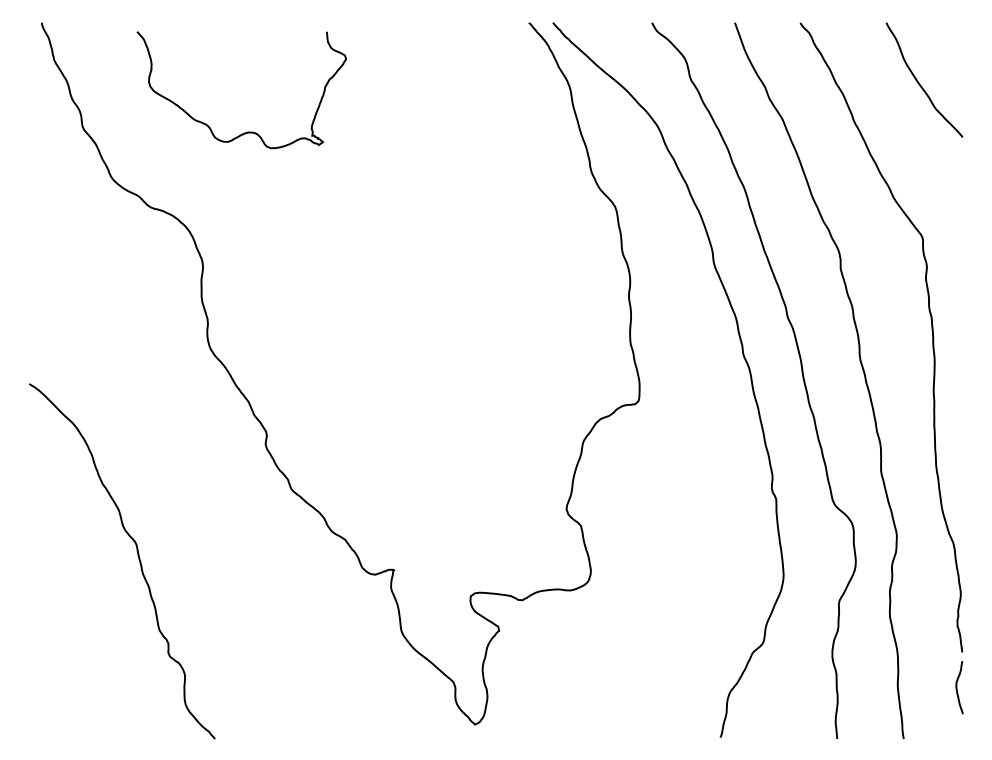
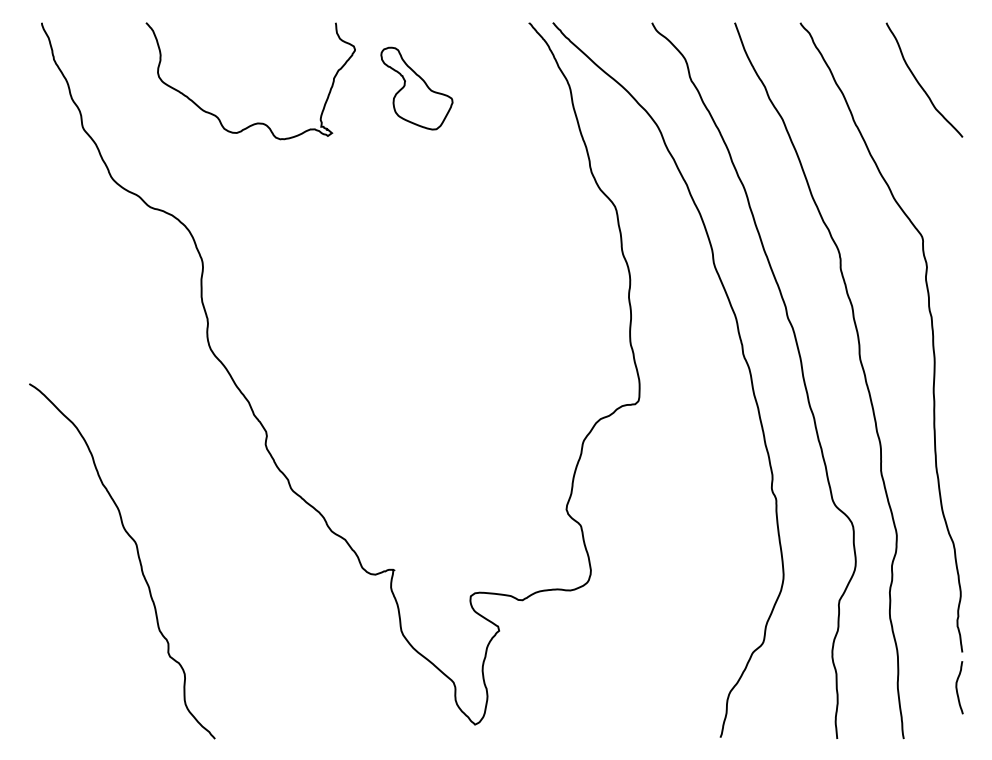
part: none -> present (416, 88)
curve position: (247, 131) -> (256, 122) (256, 122)
